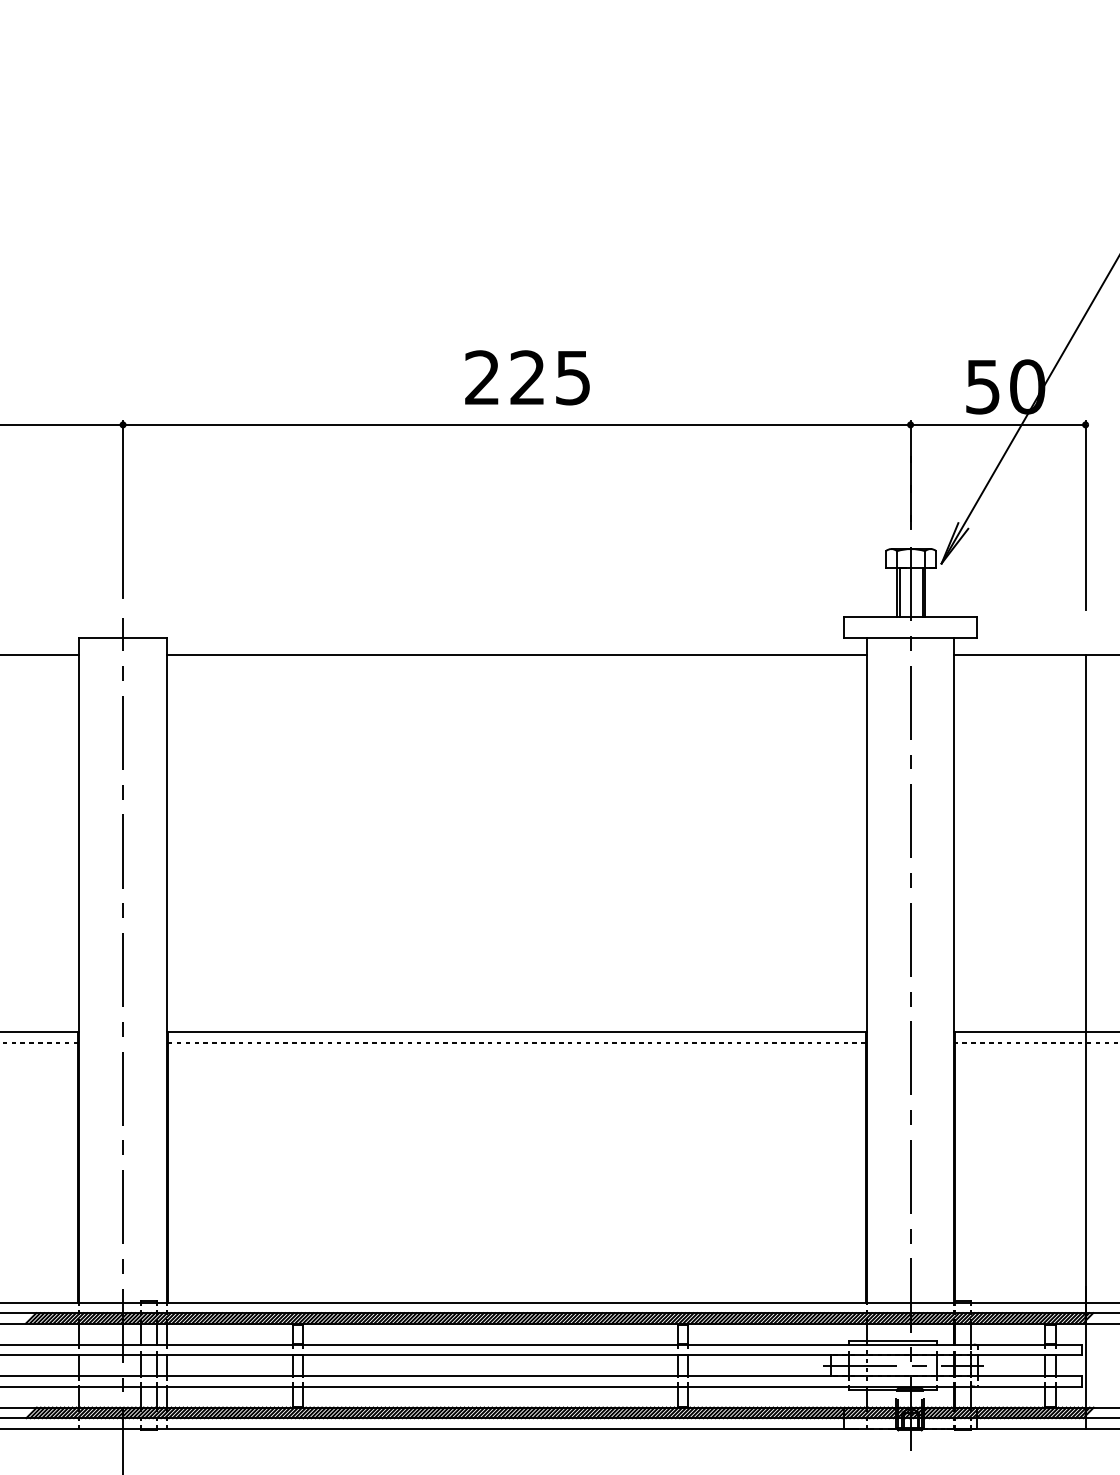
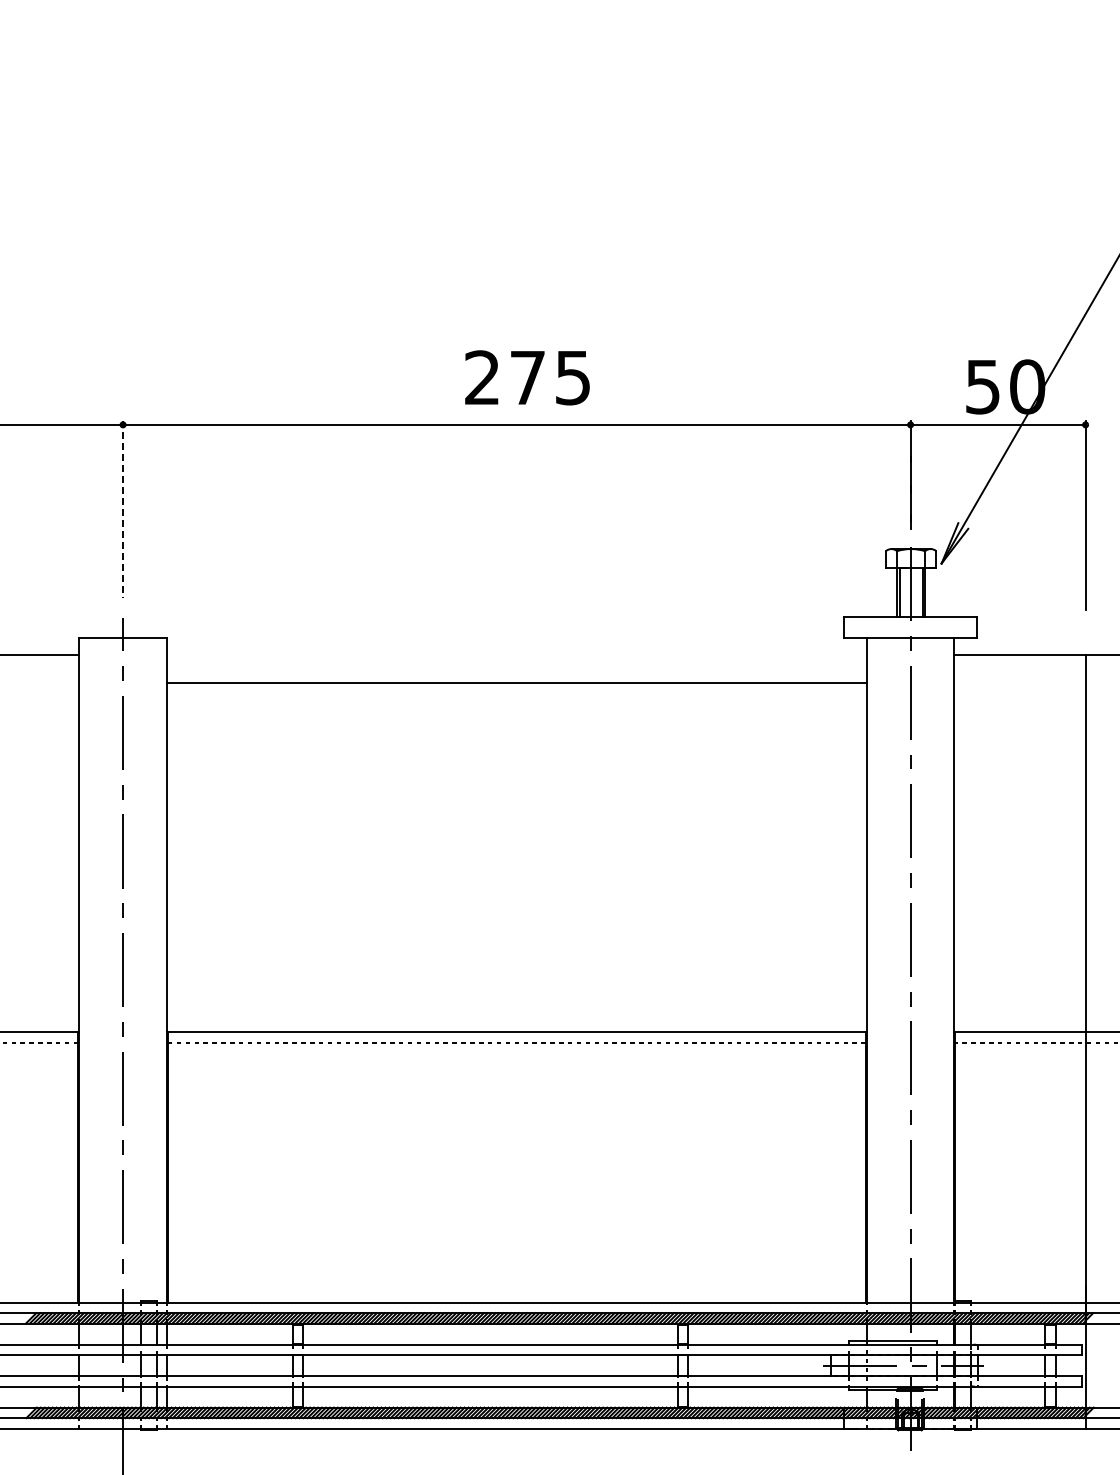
text: 225 -> 275 (527, 377)
line: solid -> dashed (123, 509)
line position: (516, 655) -> (516, 683) (516, 683)
